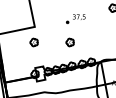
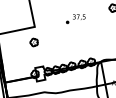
part: present -> none (69, 42)
